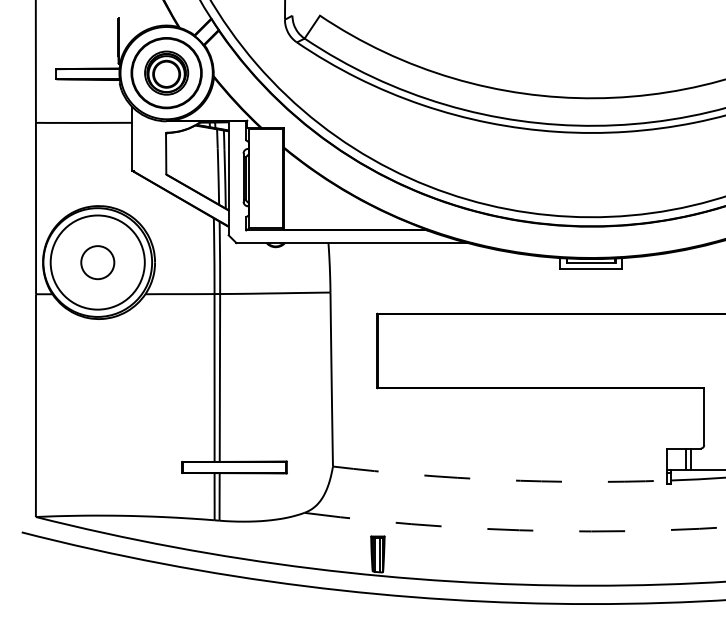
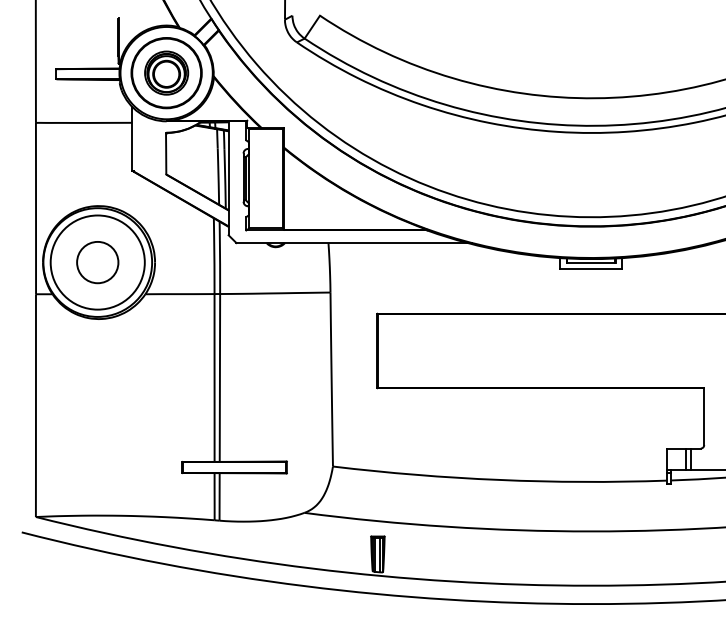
circle size: 36x36 px -> 44x44 px (97, 262)
arc: dashed -> solid (499, 480)
arc: dashed -> solid (514, 530)
